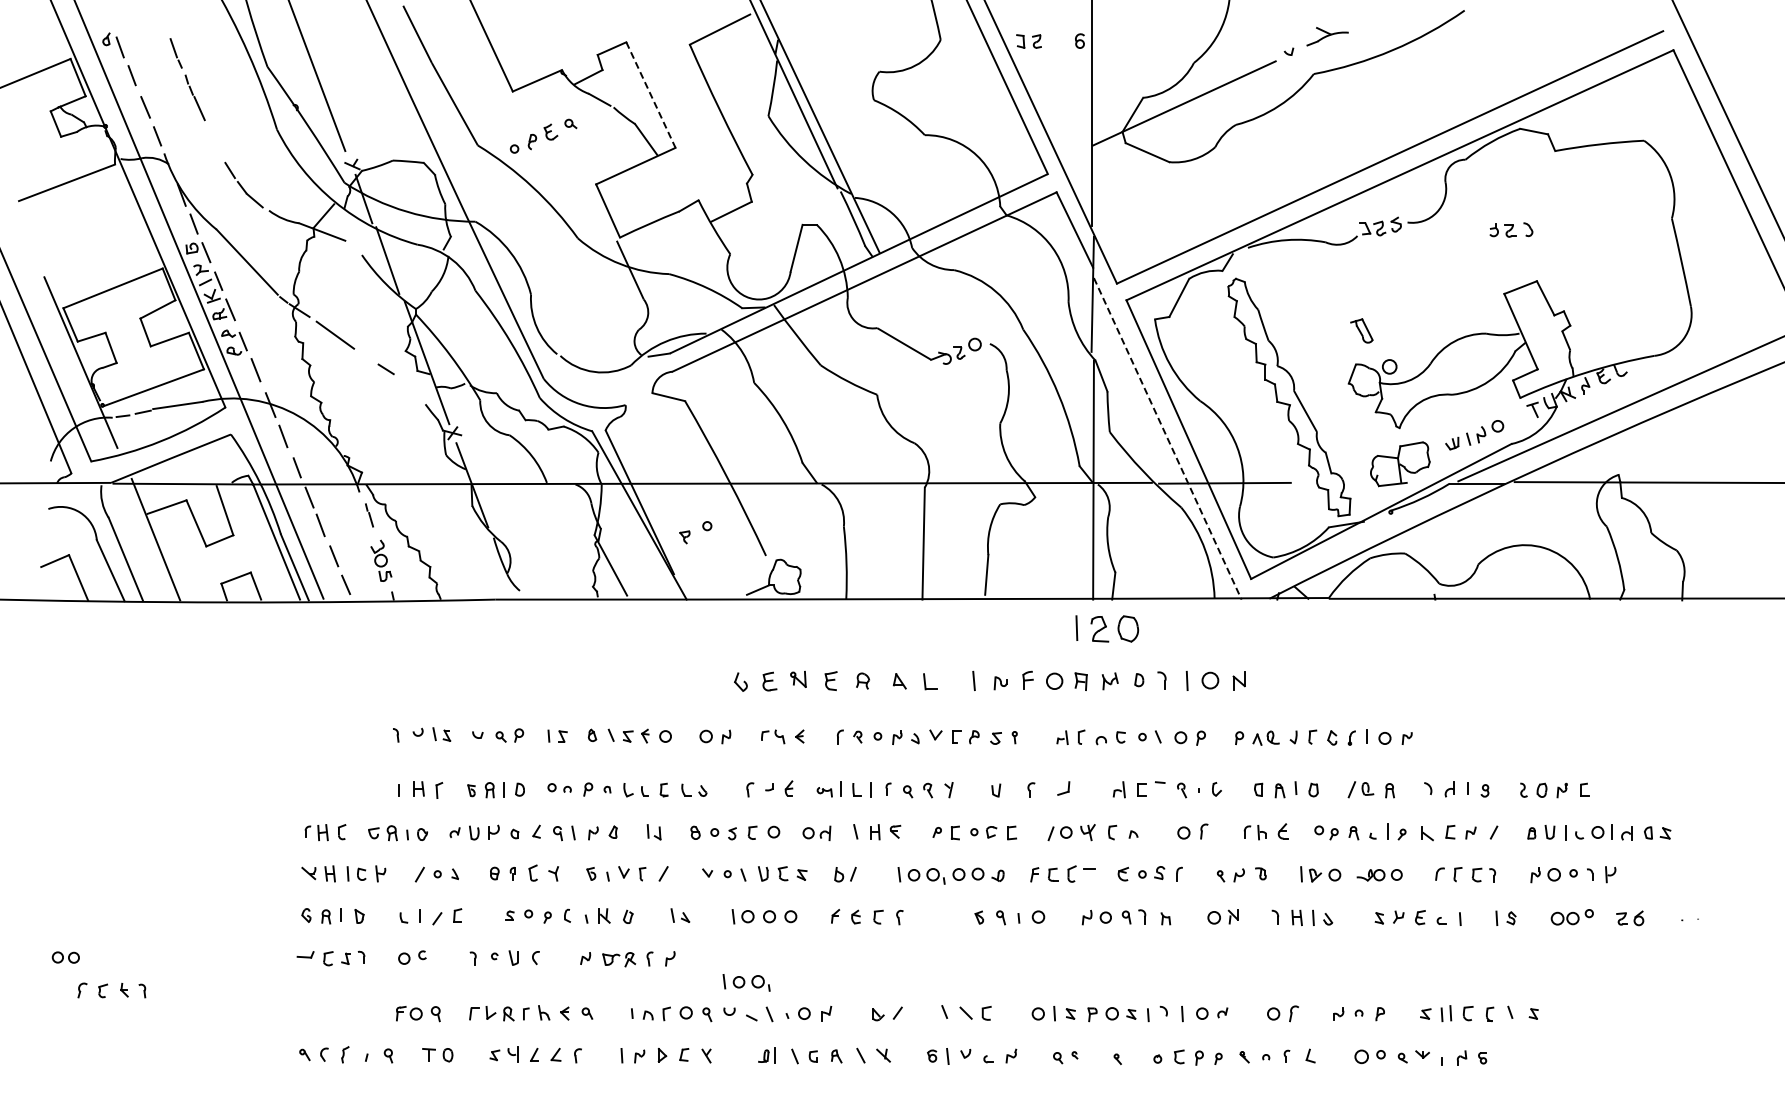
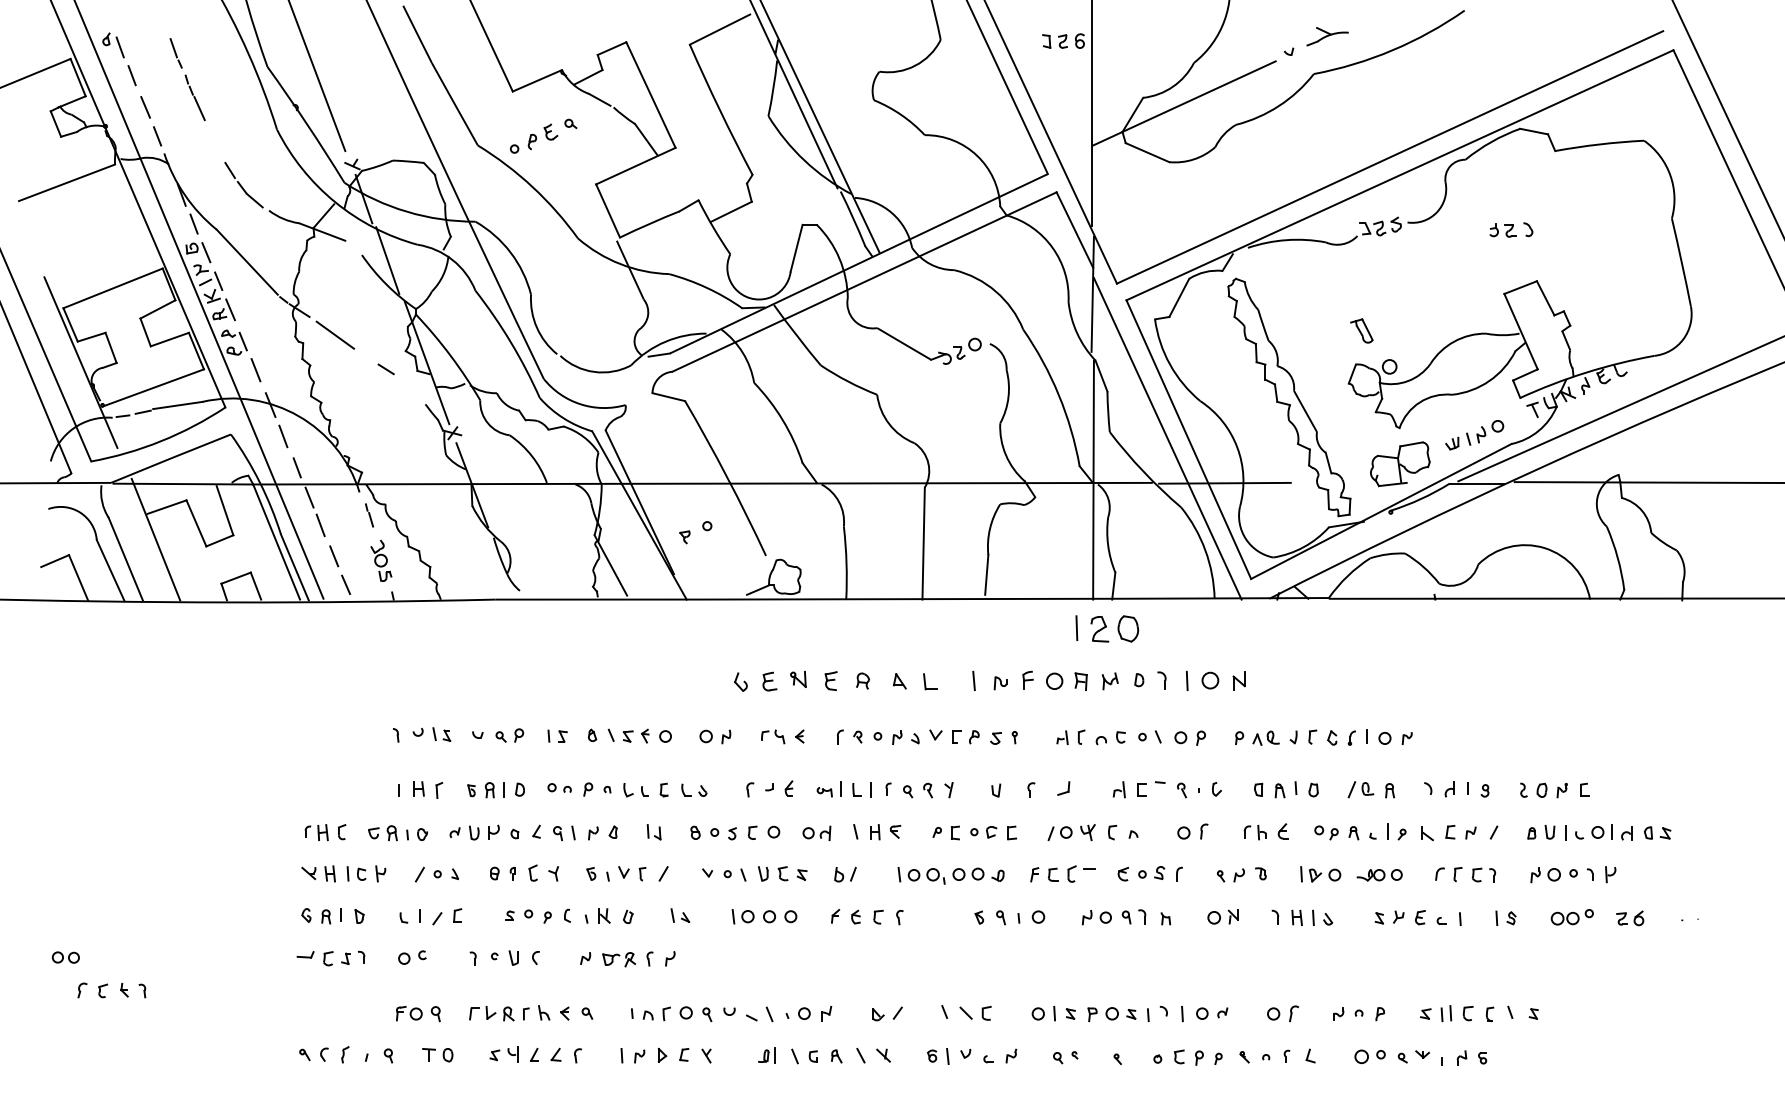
part position: (1028, 41) -> (1054, 41) (1054, 41)
line: dashed -> solid (651, 95)
line: dashed -> solid (1167, 438)
part: present -> none (746, 982)
